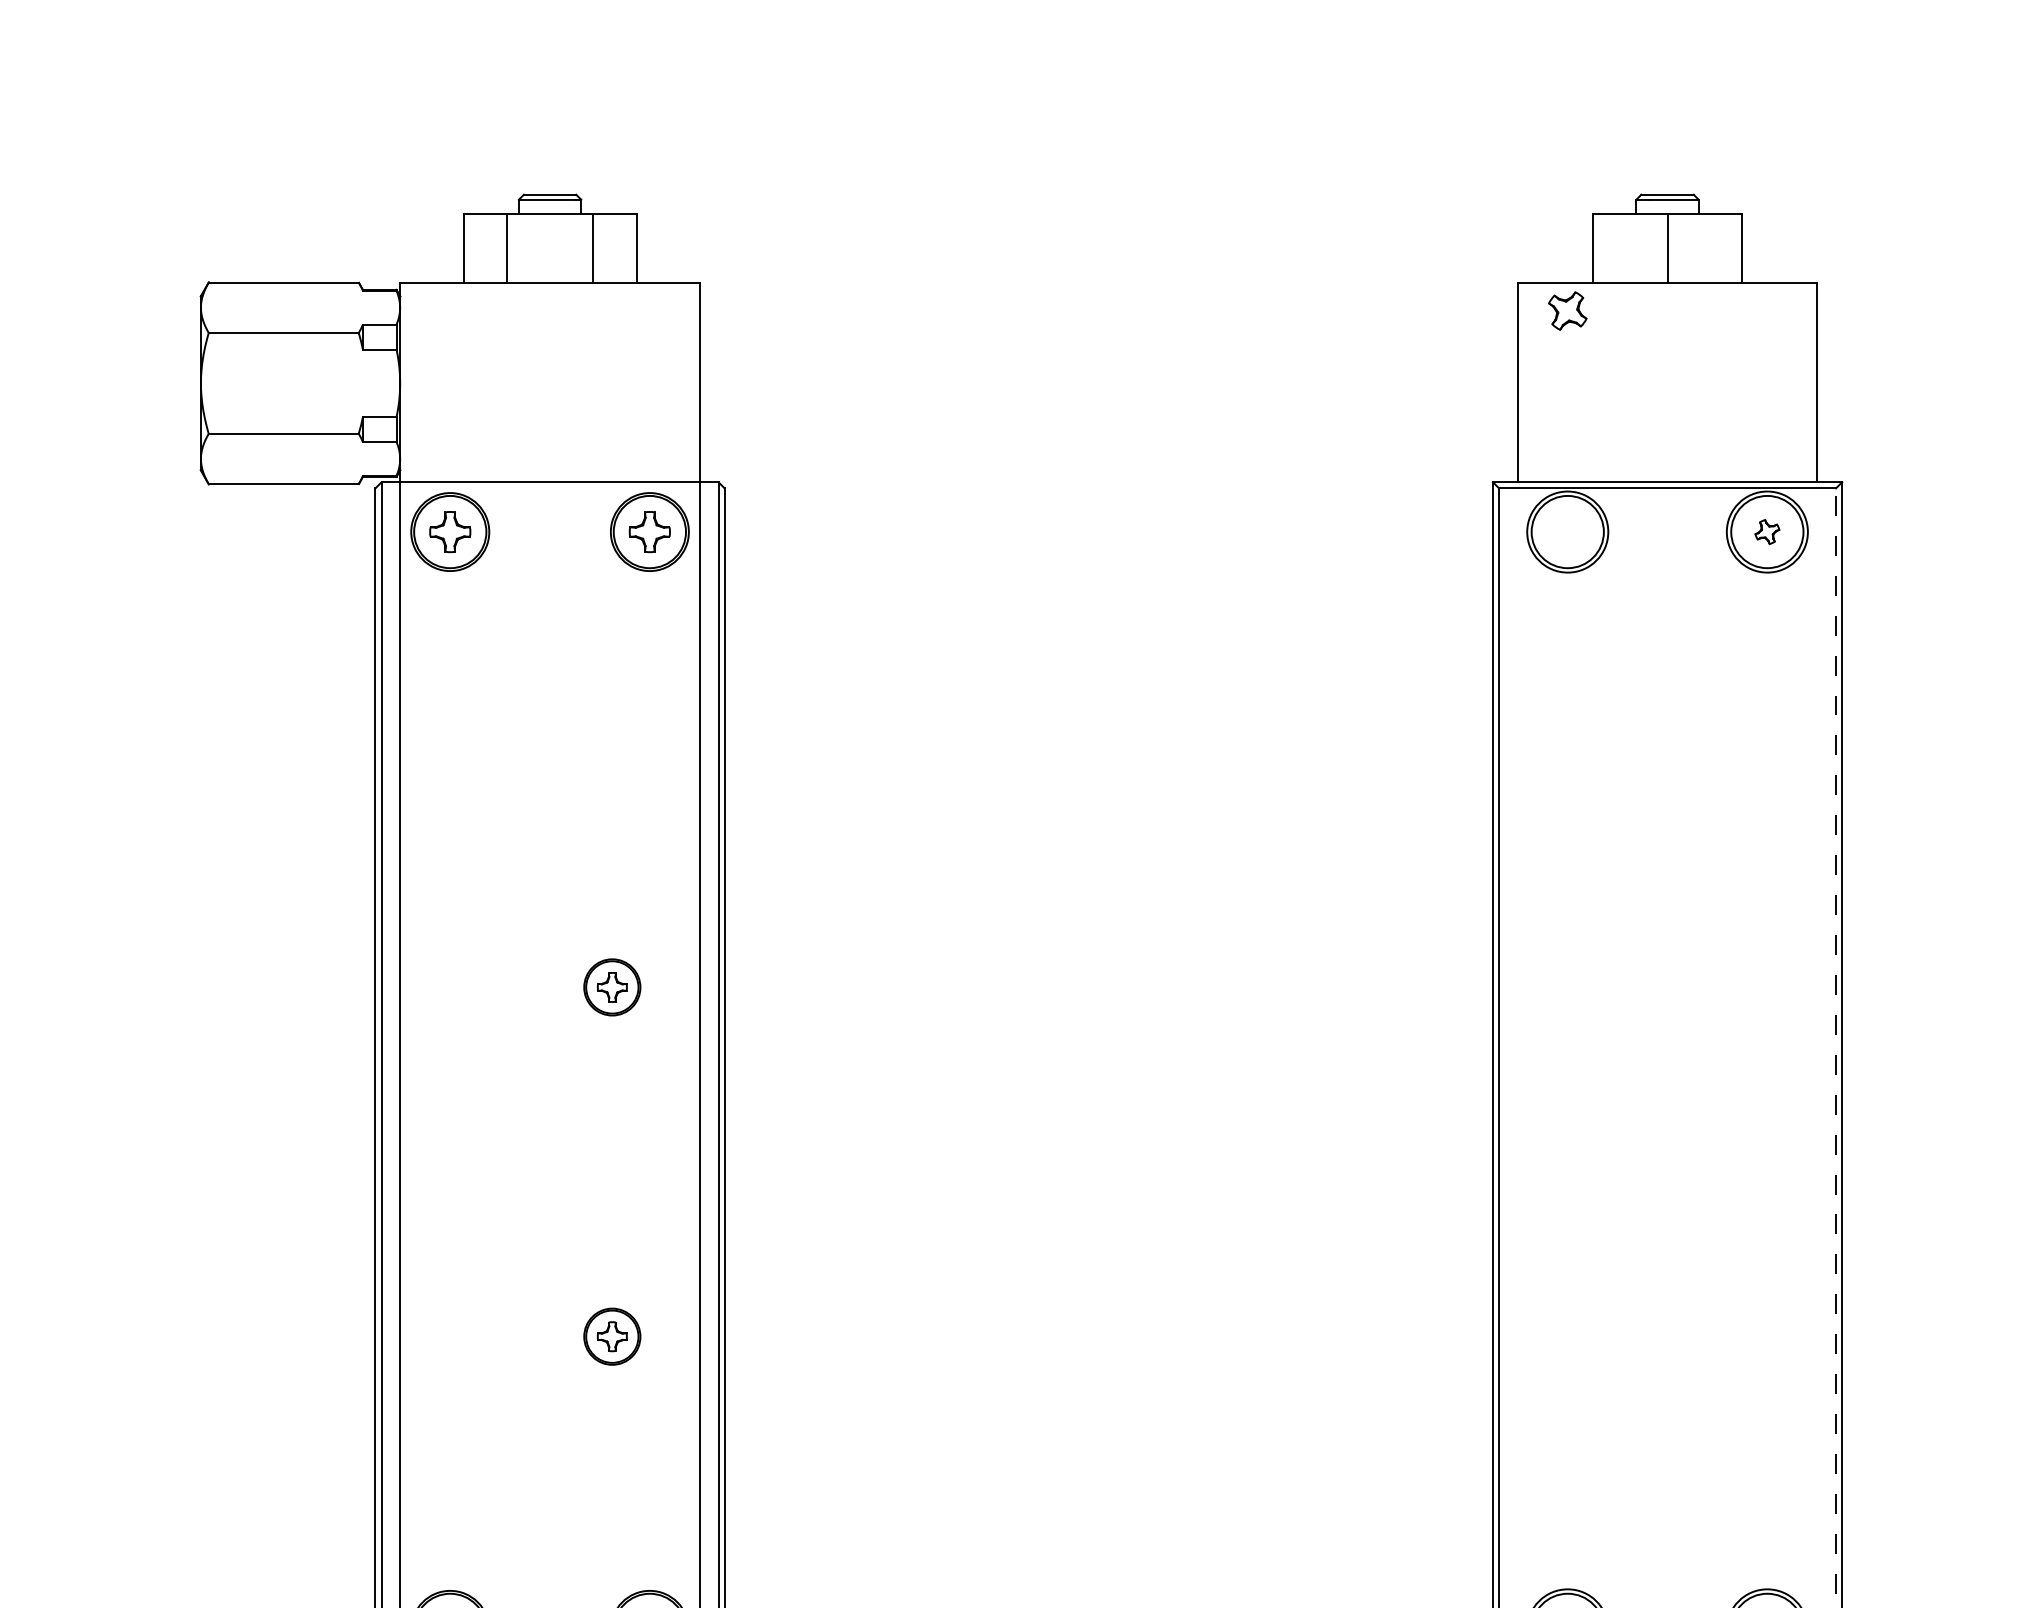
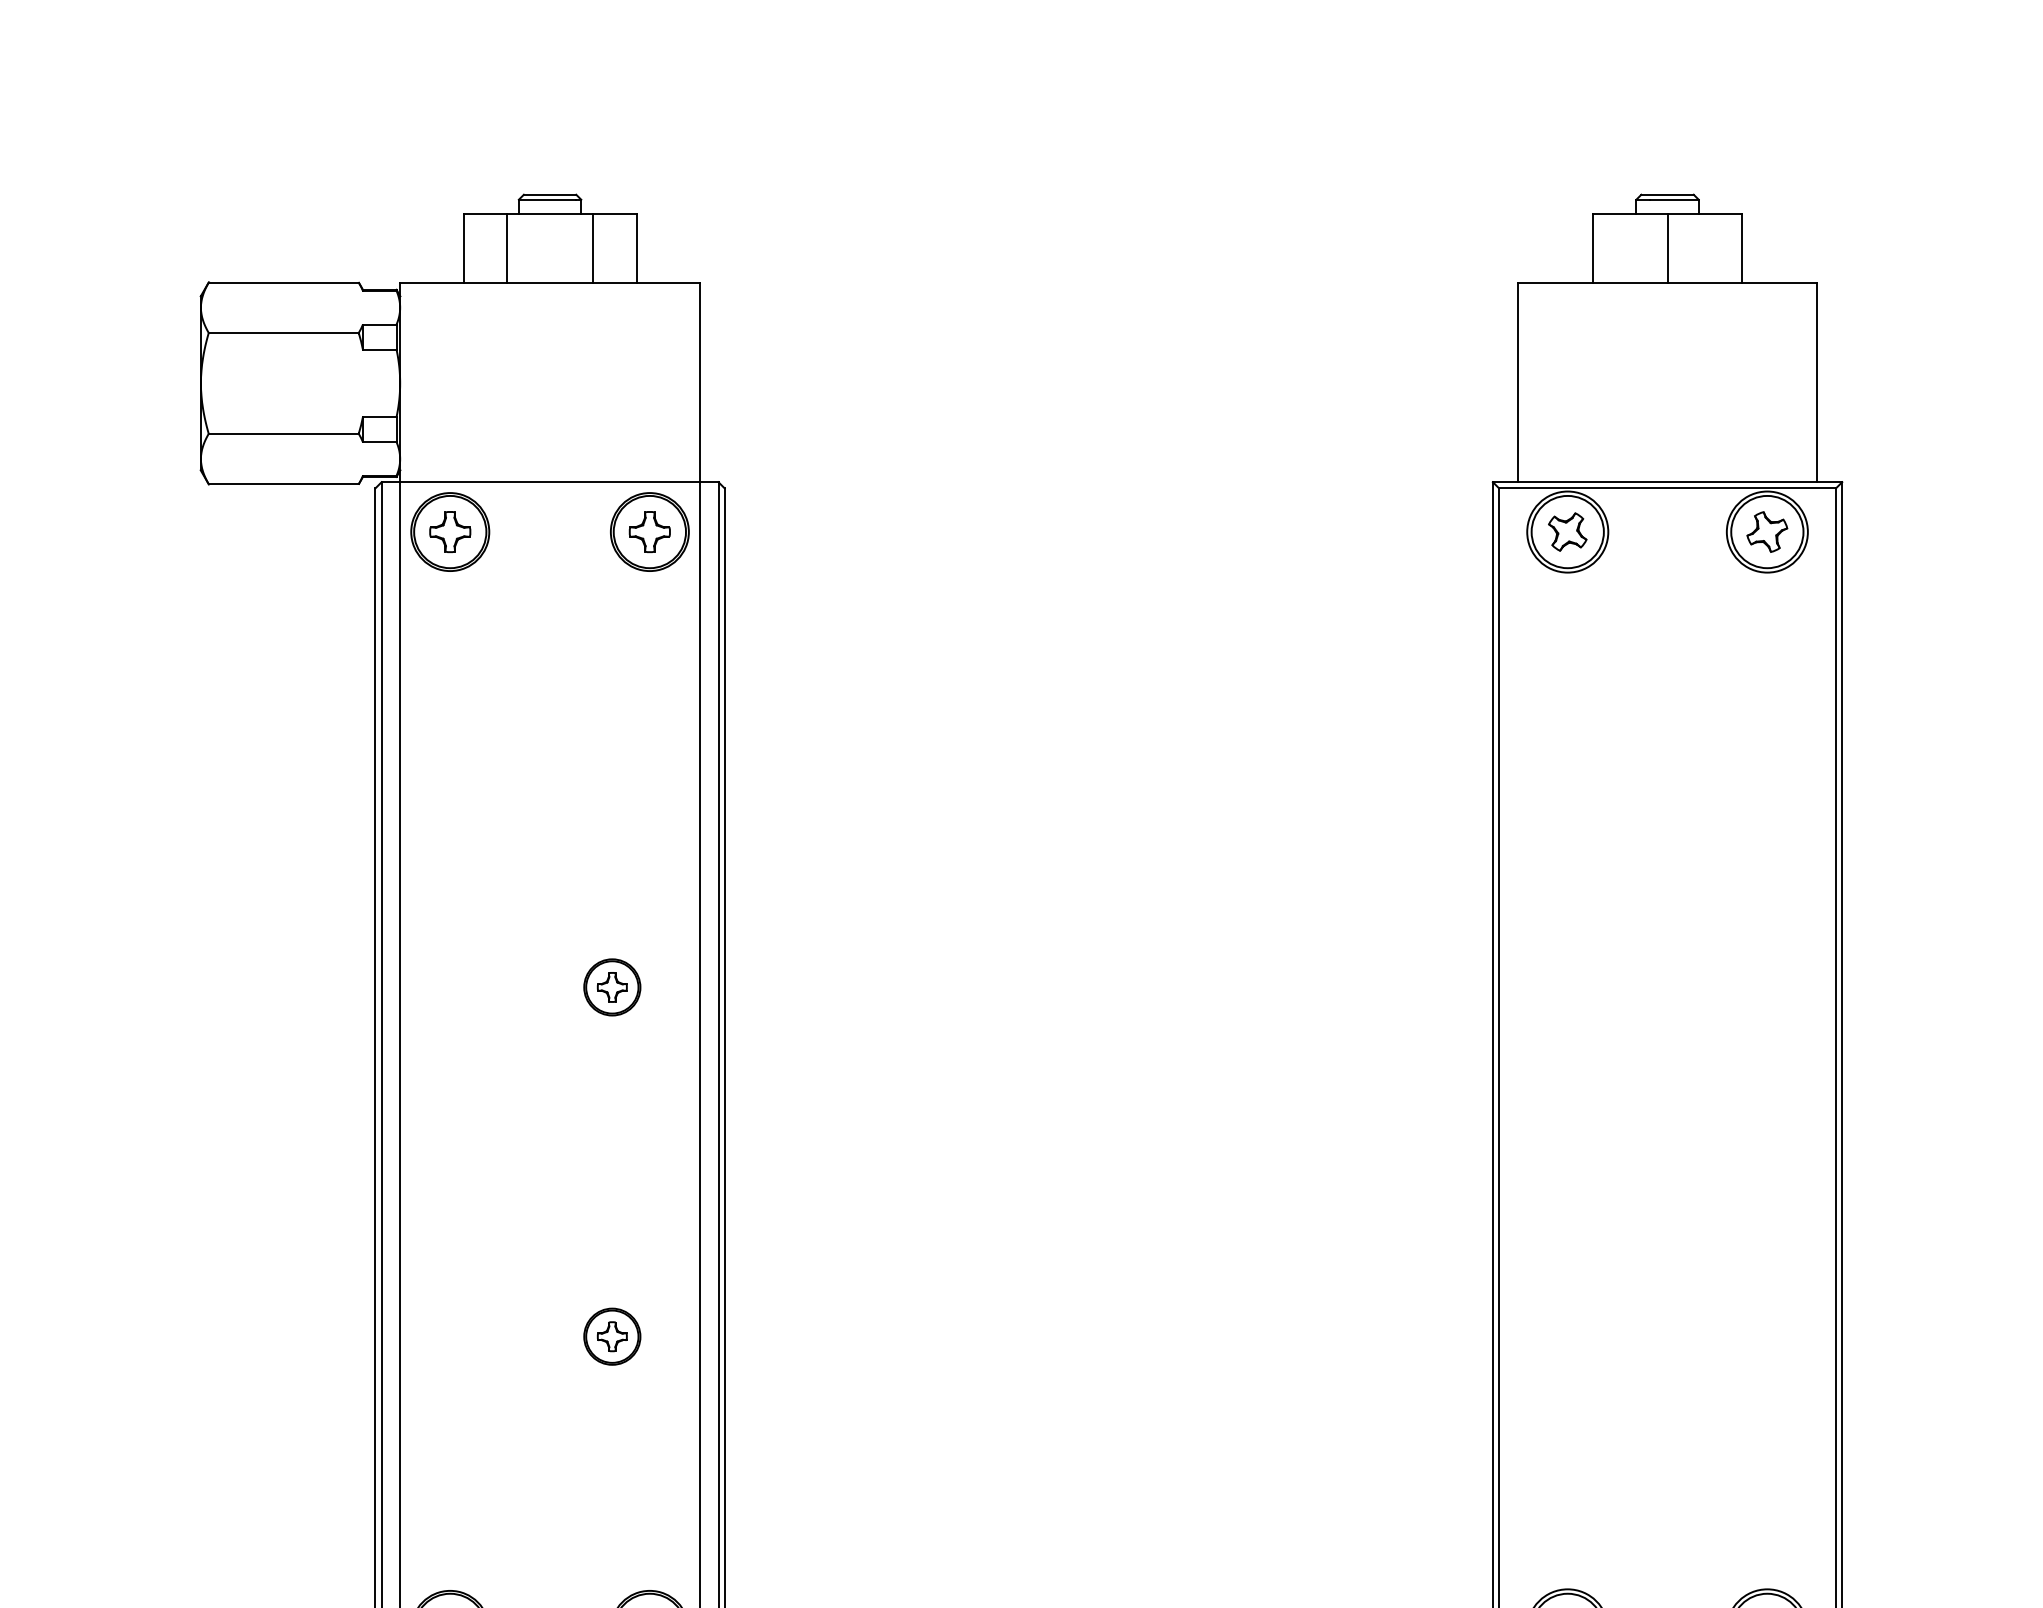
part position: (1567, 310) -> (1567, 531) (1567, 531)
part size: 27x26 px -> 43x42 px (1767, 531)
line: dashed -> solid (1835, 1048)
